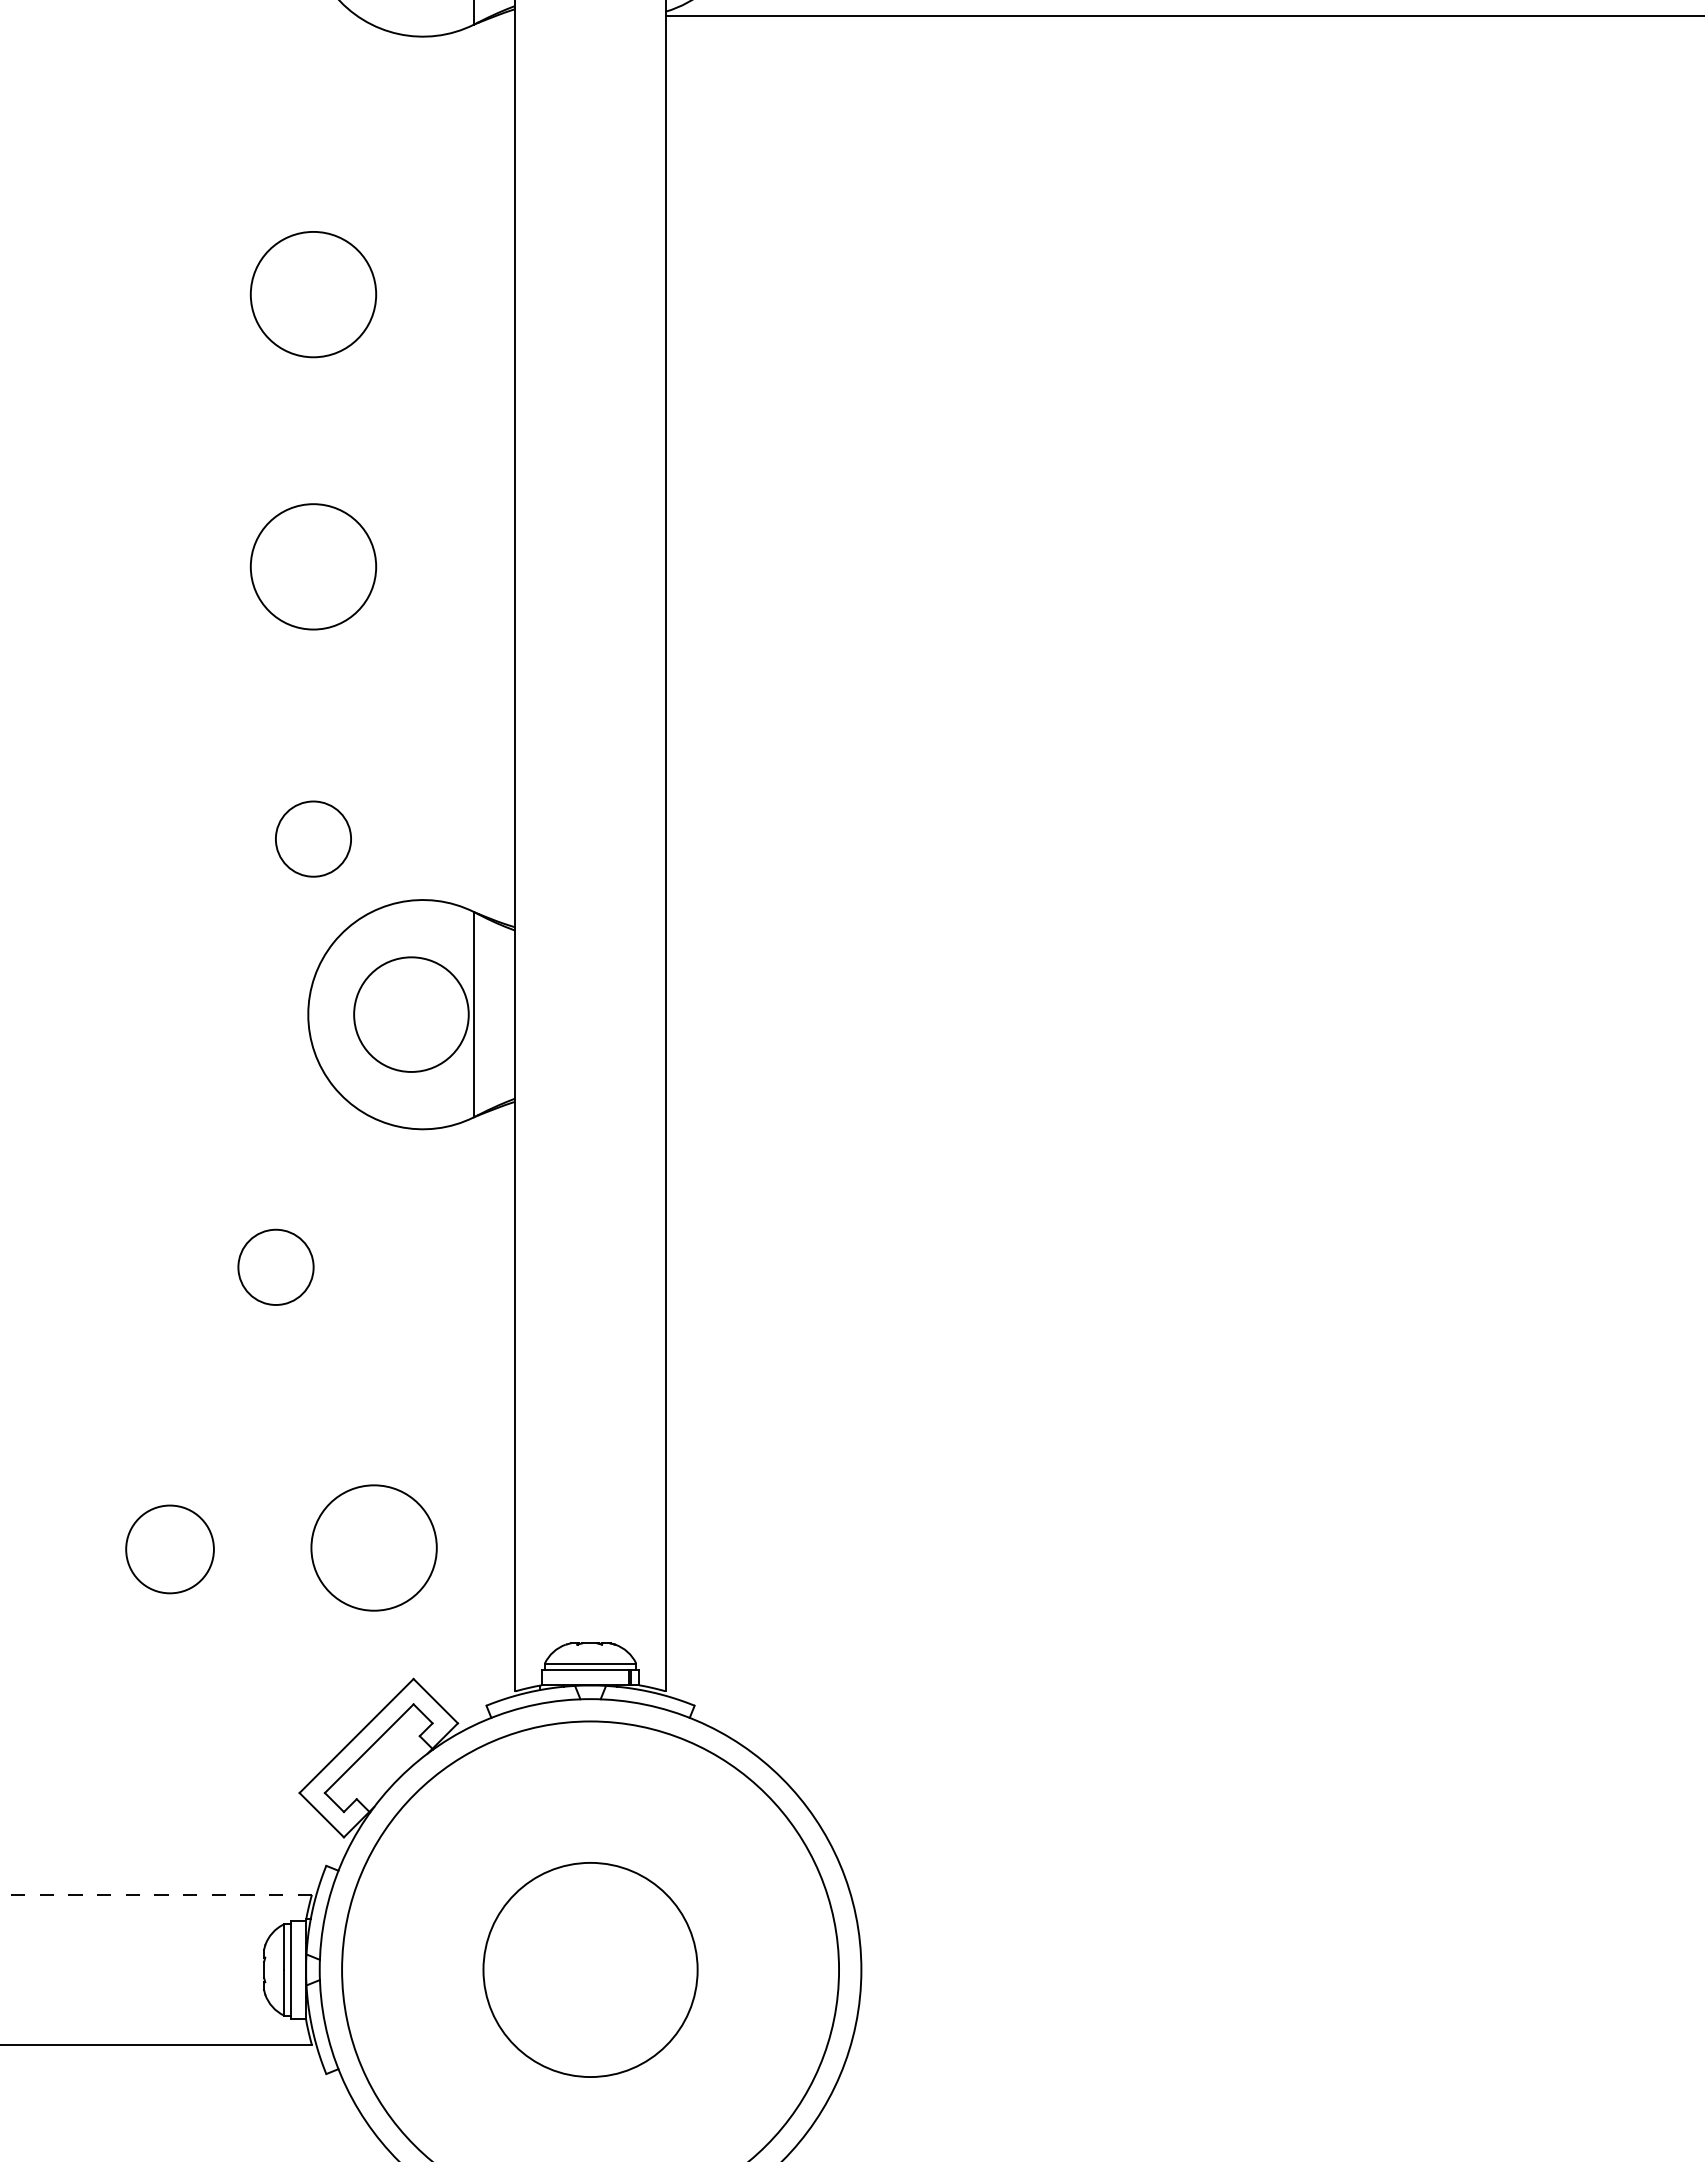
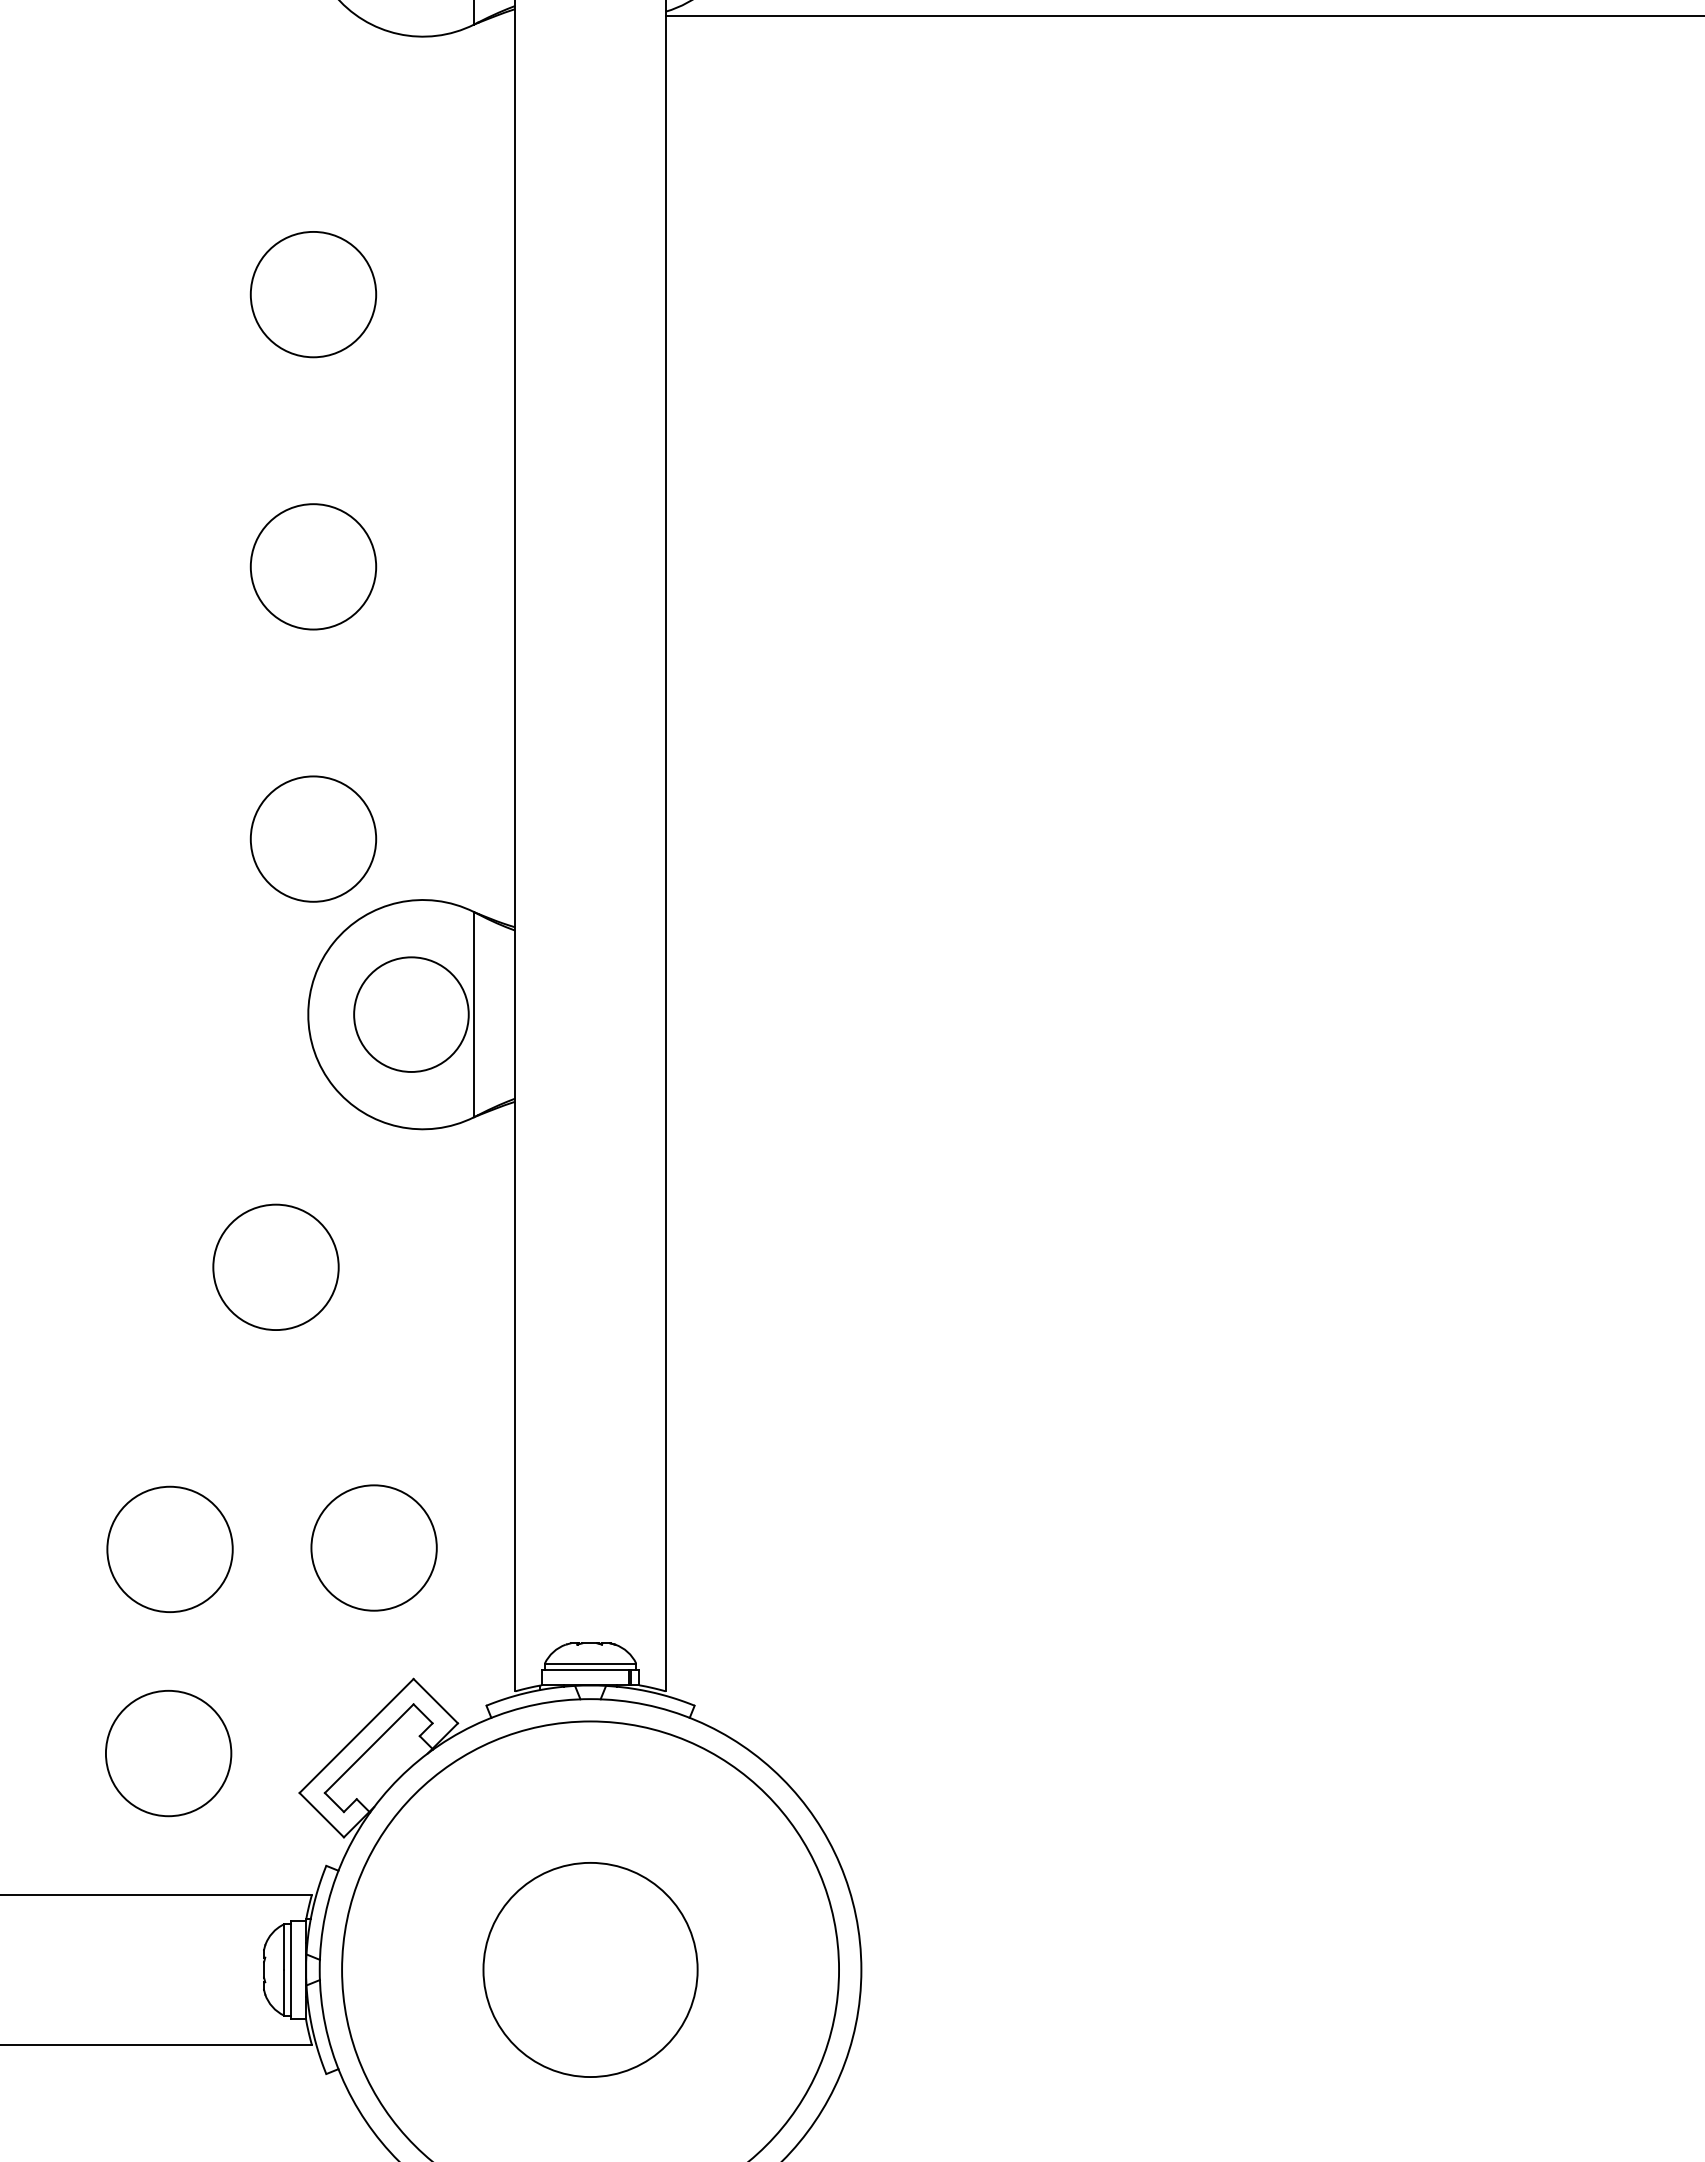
circle diameter: 75 px -> 125 px (313, 838)
circle diameter: 75 px -> 125 px (275, 1267)
circle diameter: 88 px -> 125 px (169, 1549)
circle: none -> present (168, 1753)
line: dashed -> solid (156, 1894)
